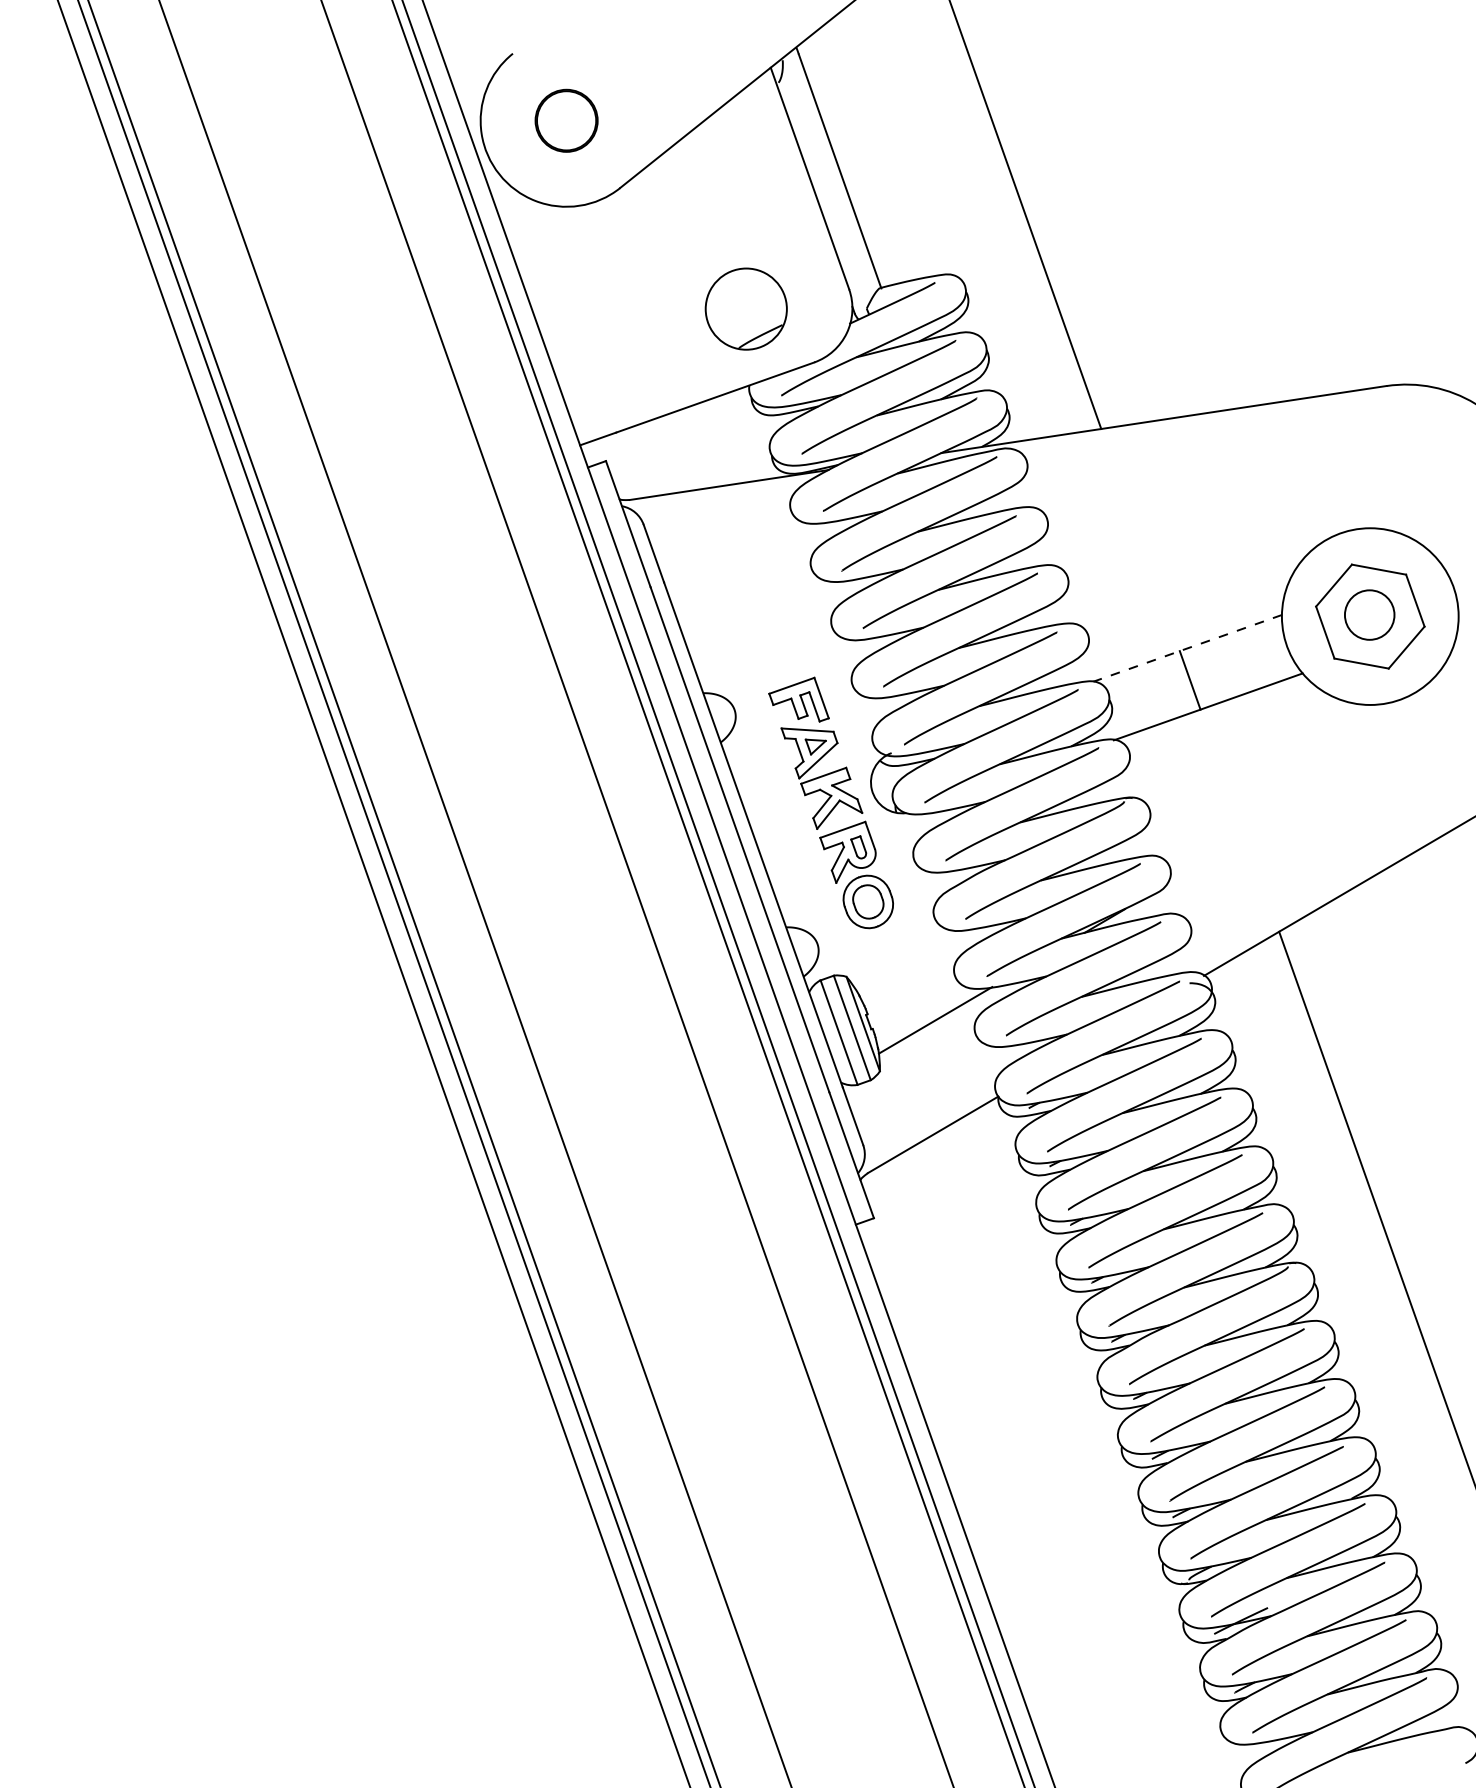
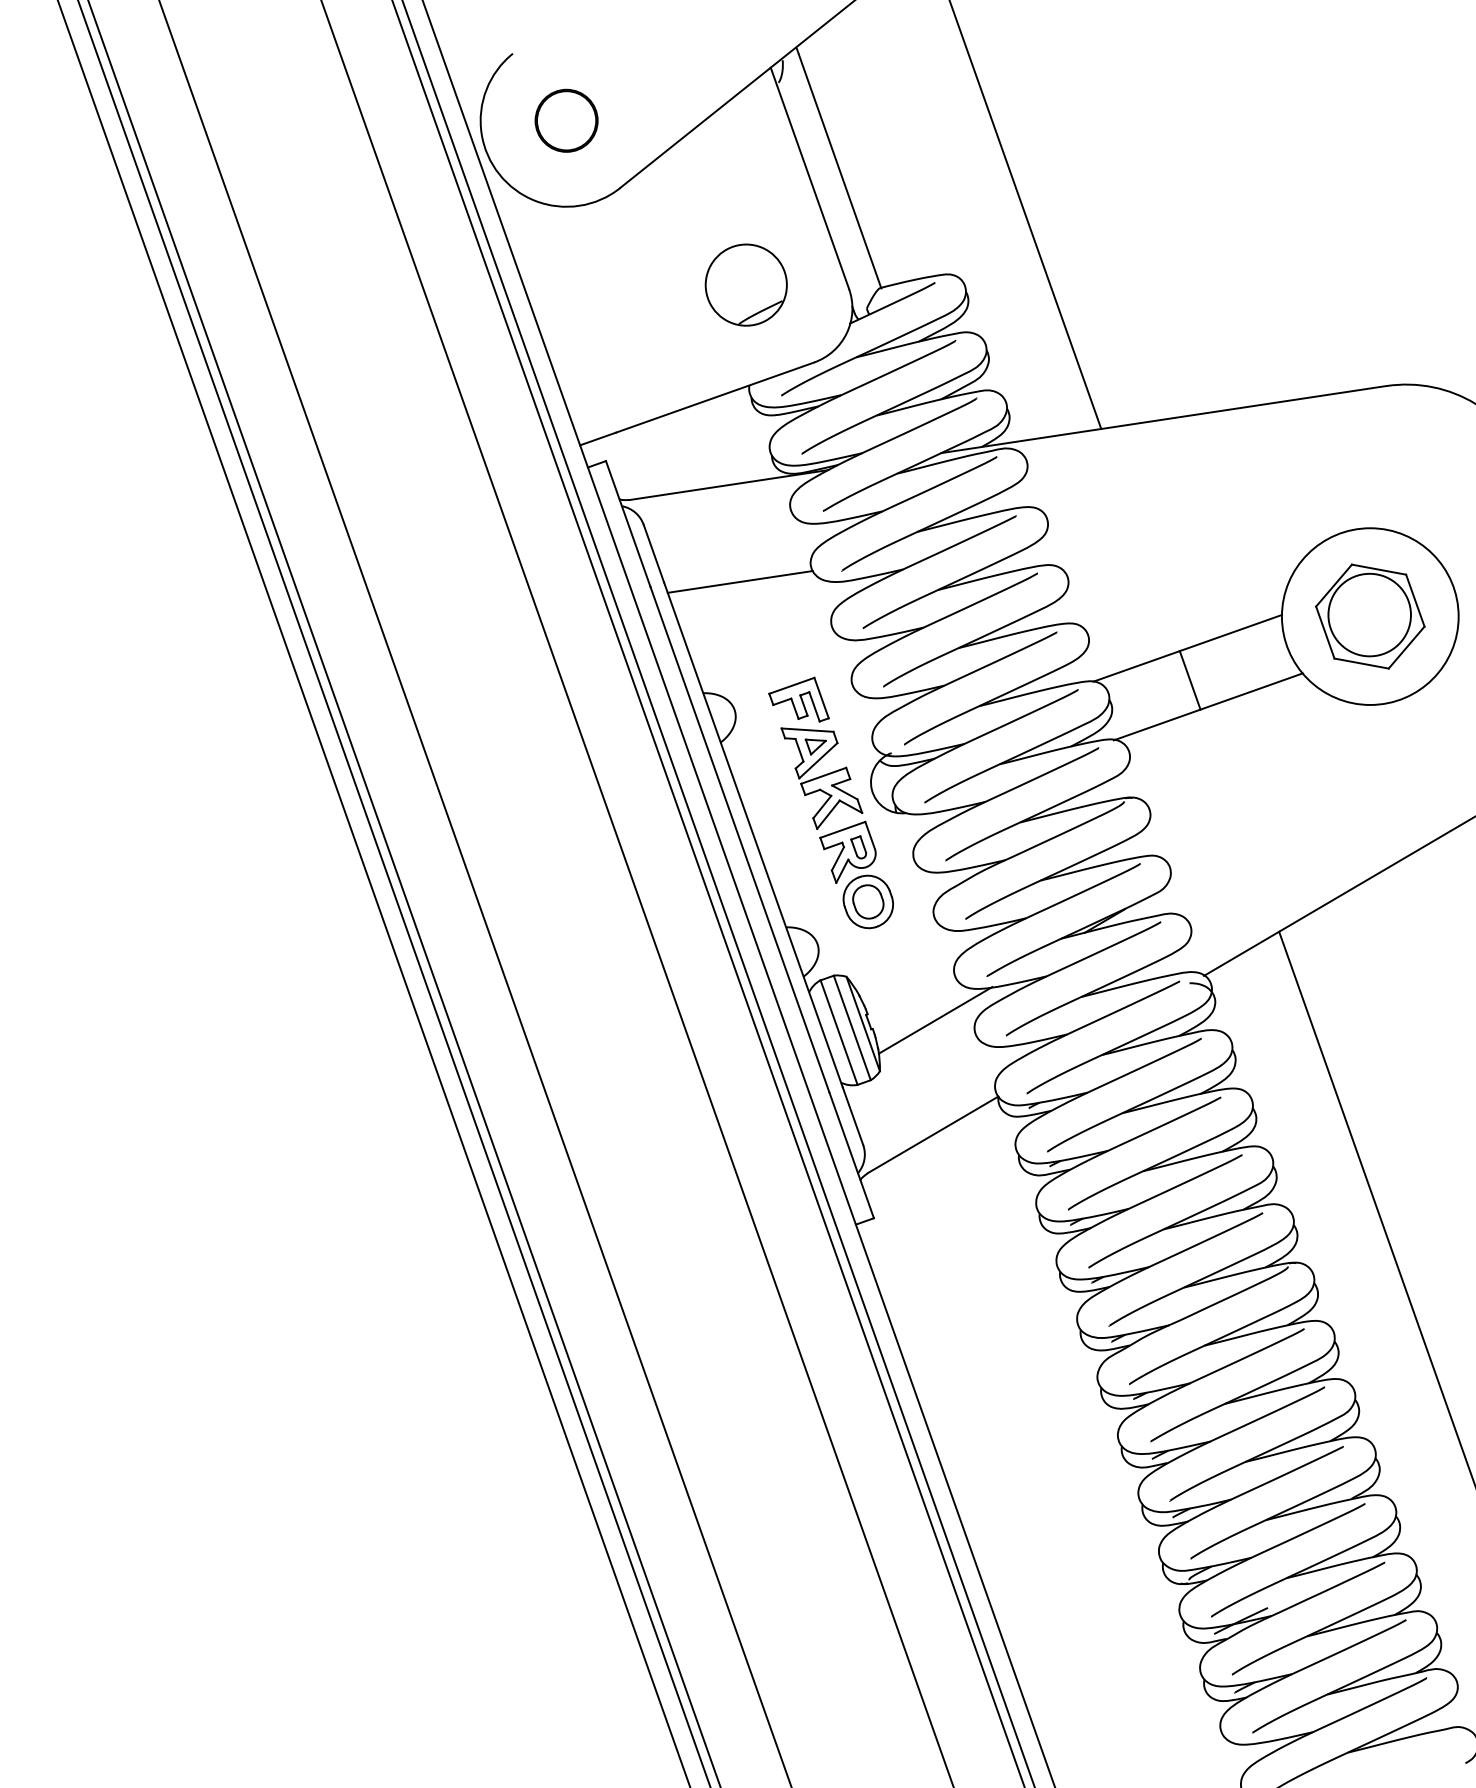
part position: (745, 308) -> (745, 284) (745, 284)
line: none -> present (739, 581)
circle diameter: 50 px -> 83 px (1369, 614)
line: dashed -> solid (1187, 648)
